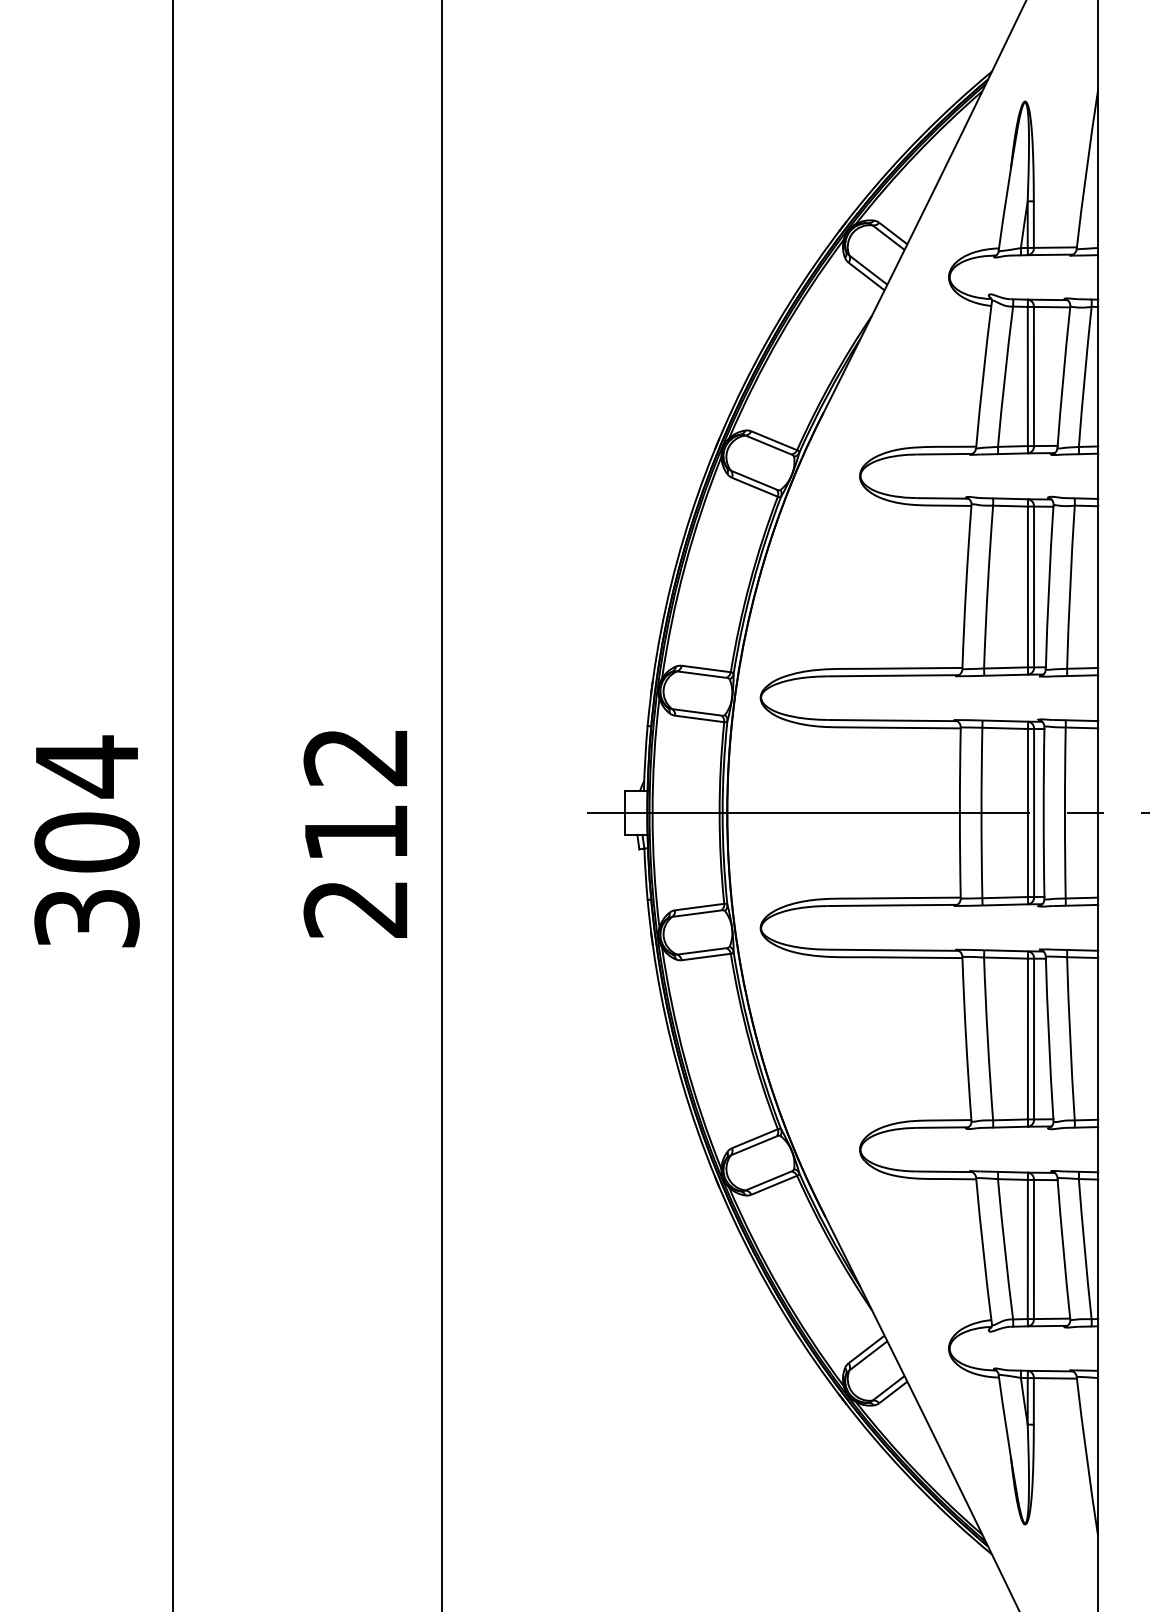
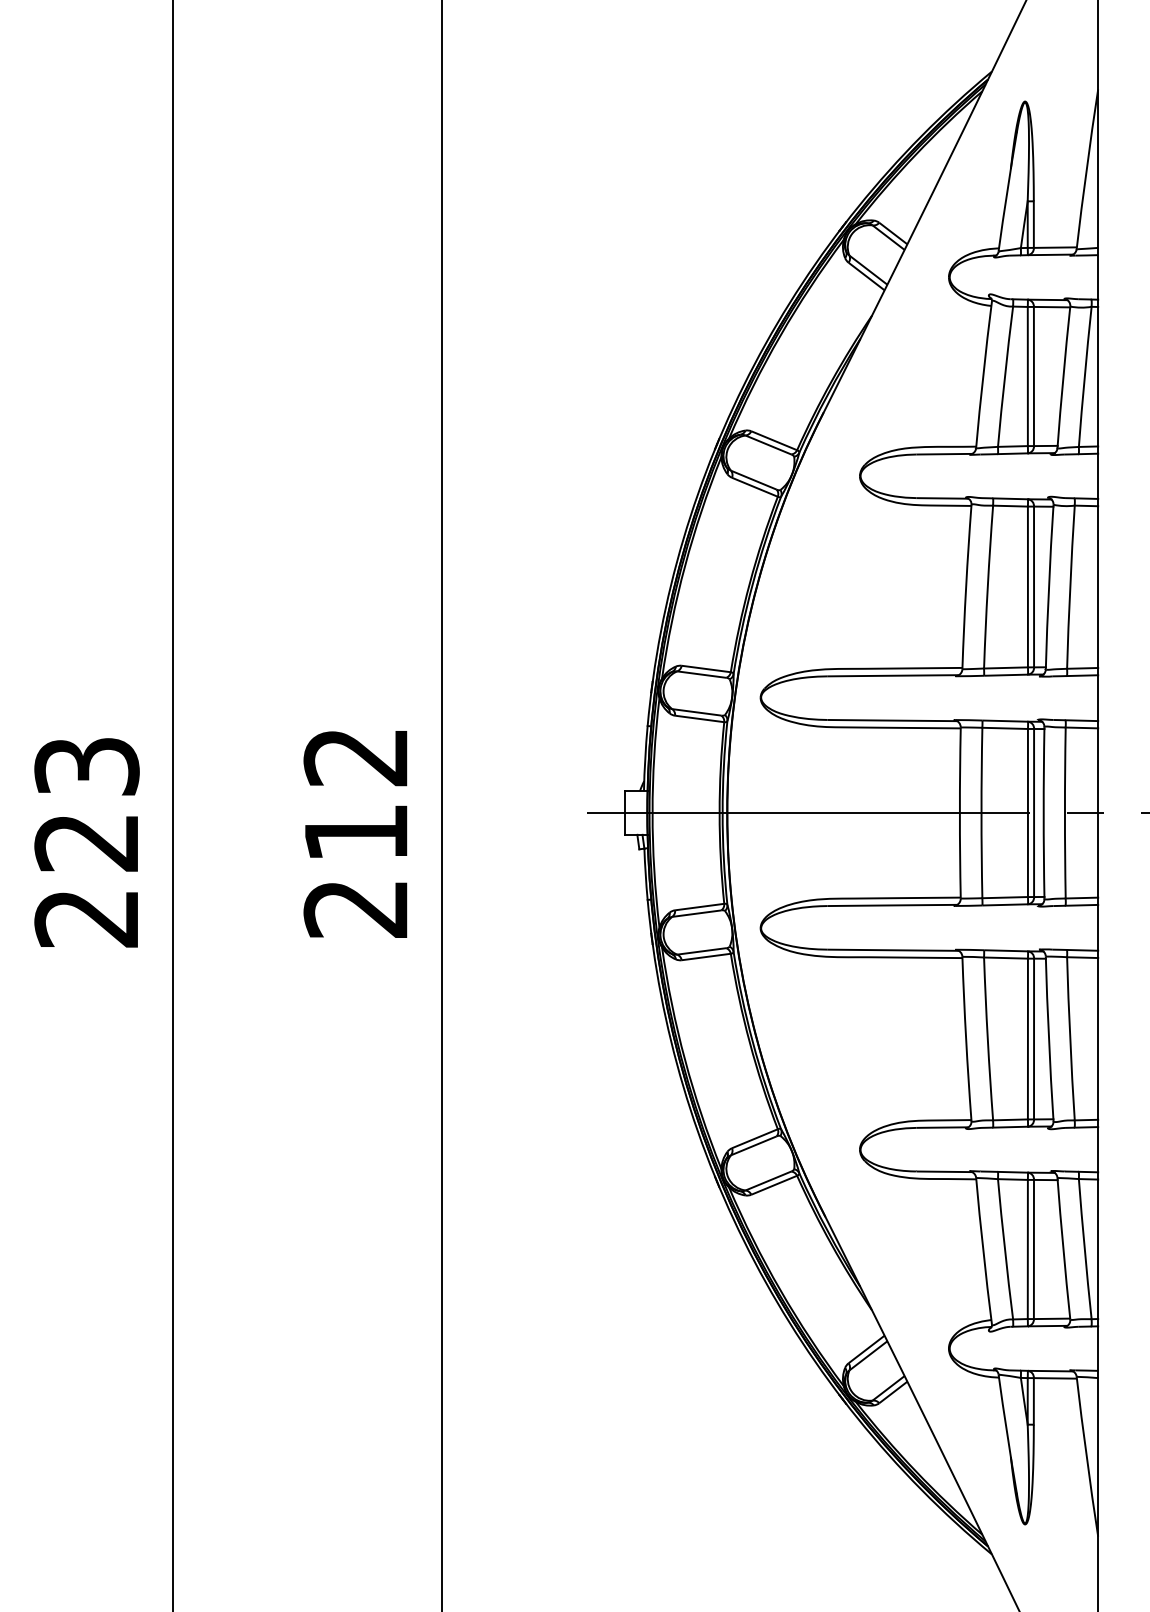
text: 304 -> 223 (86, 841)
